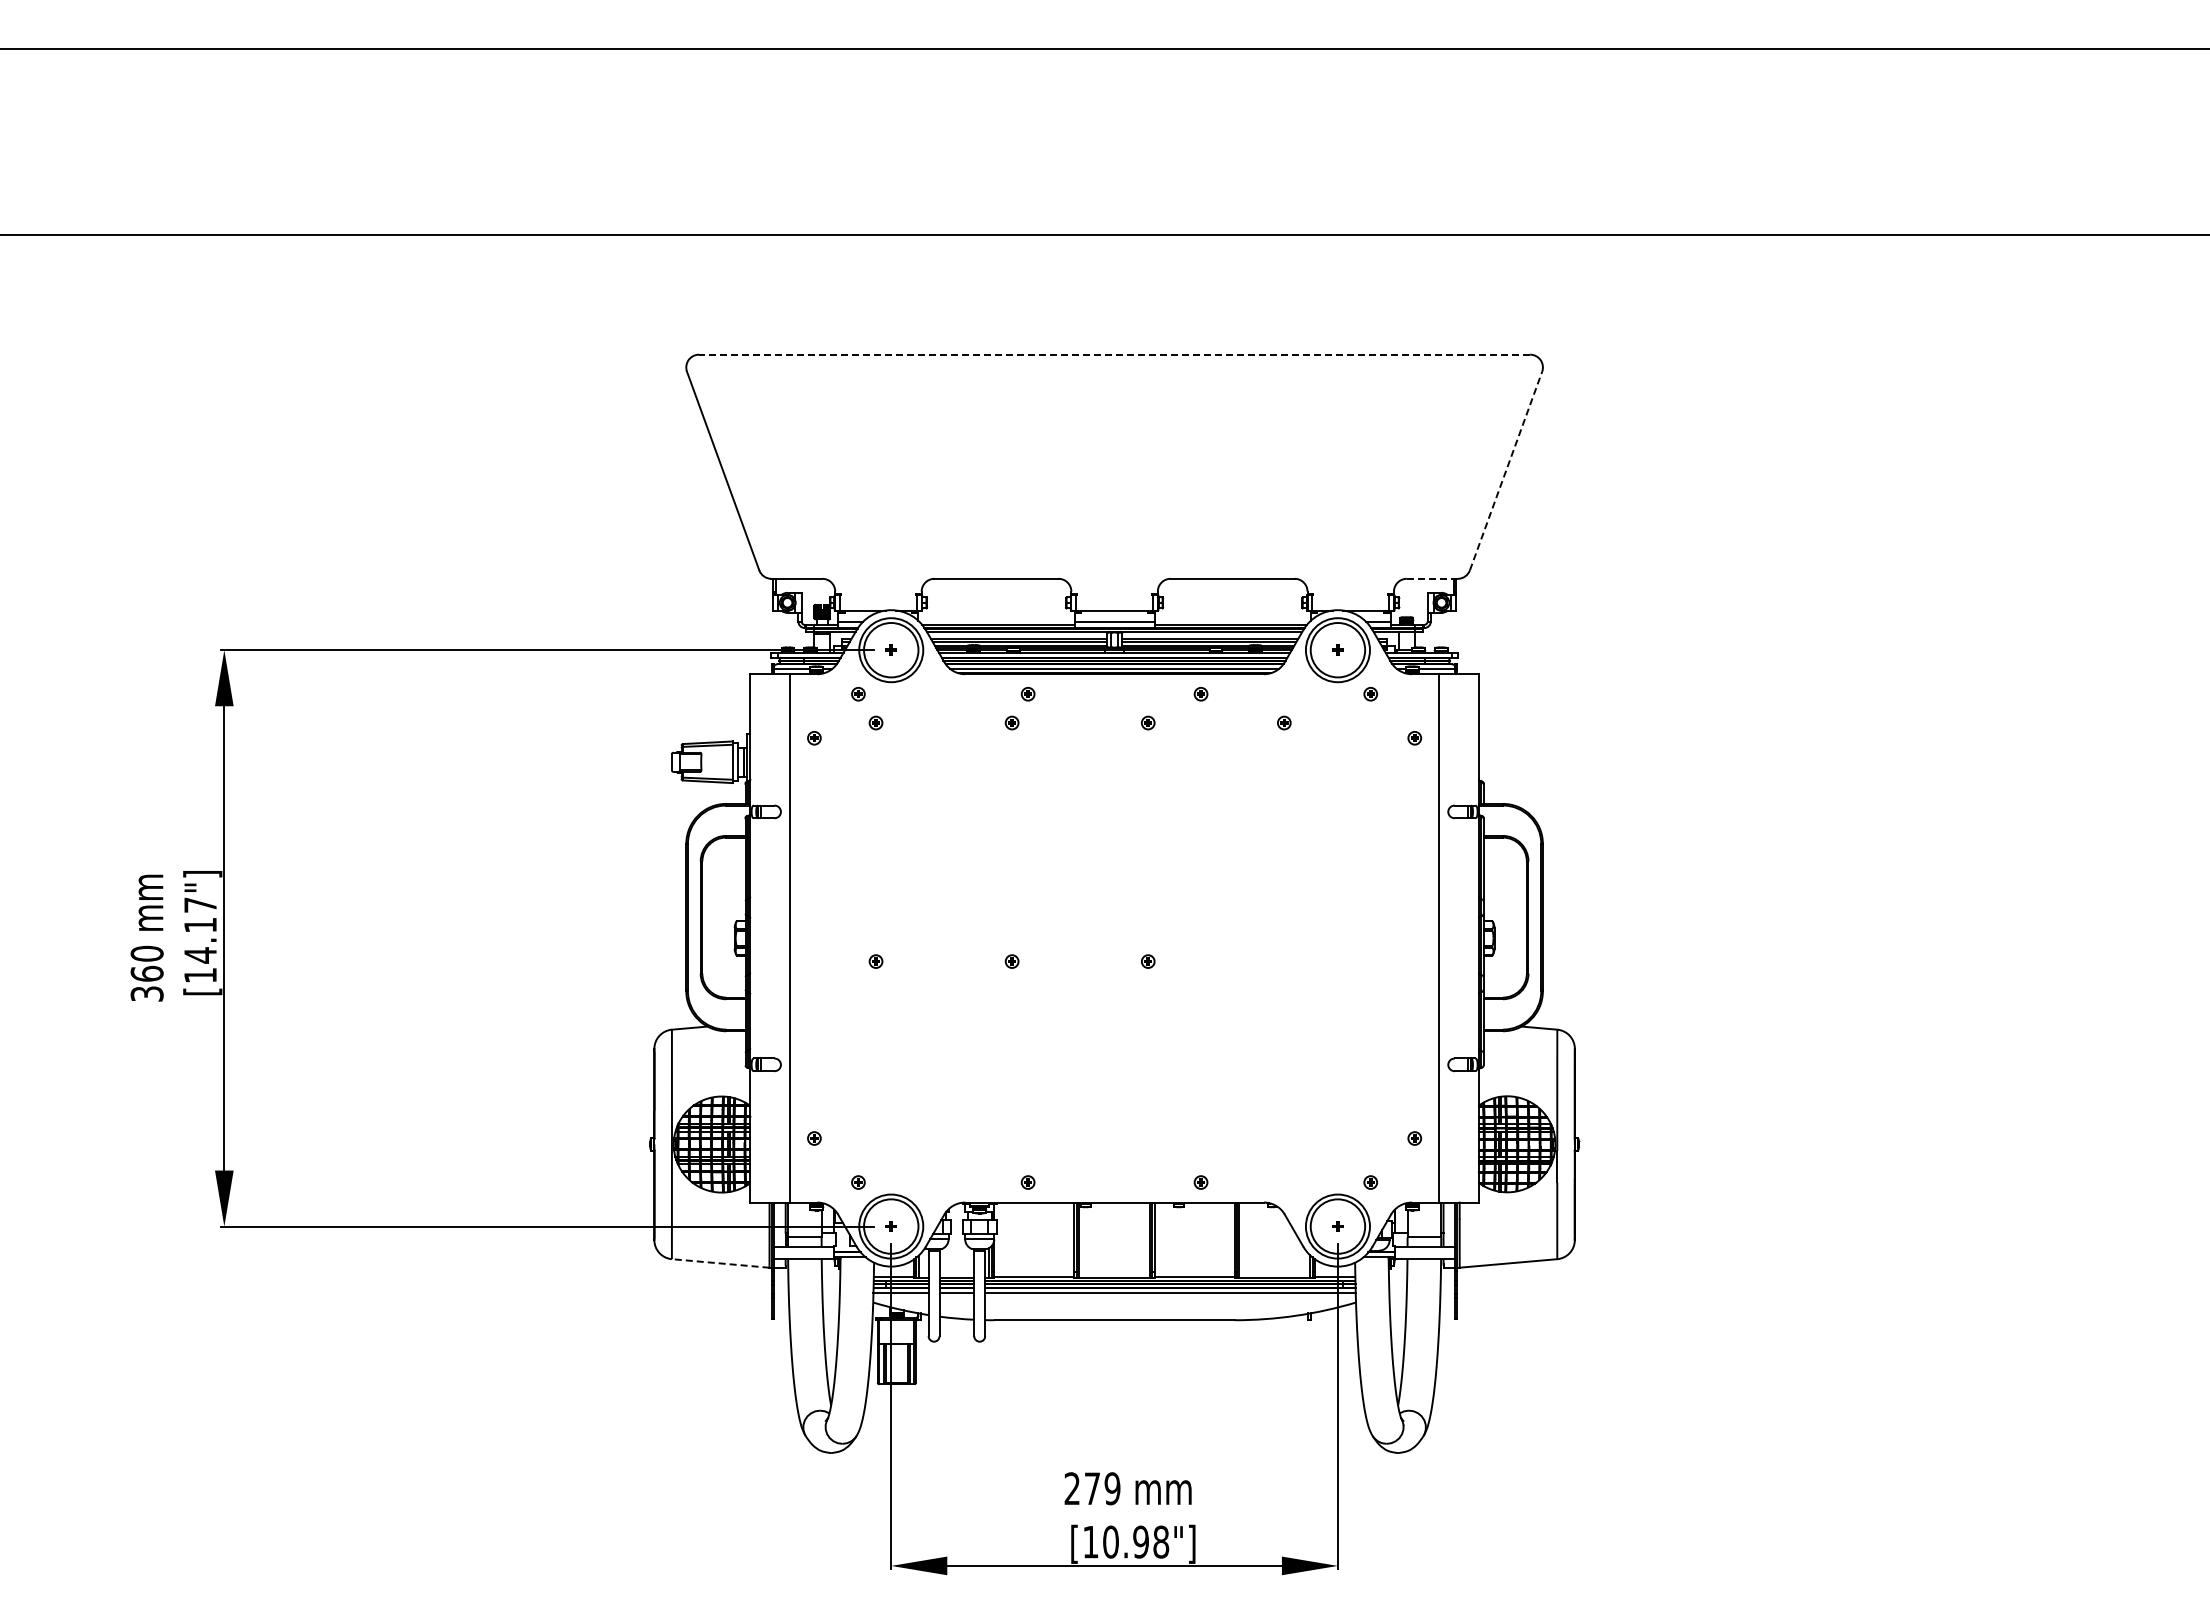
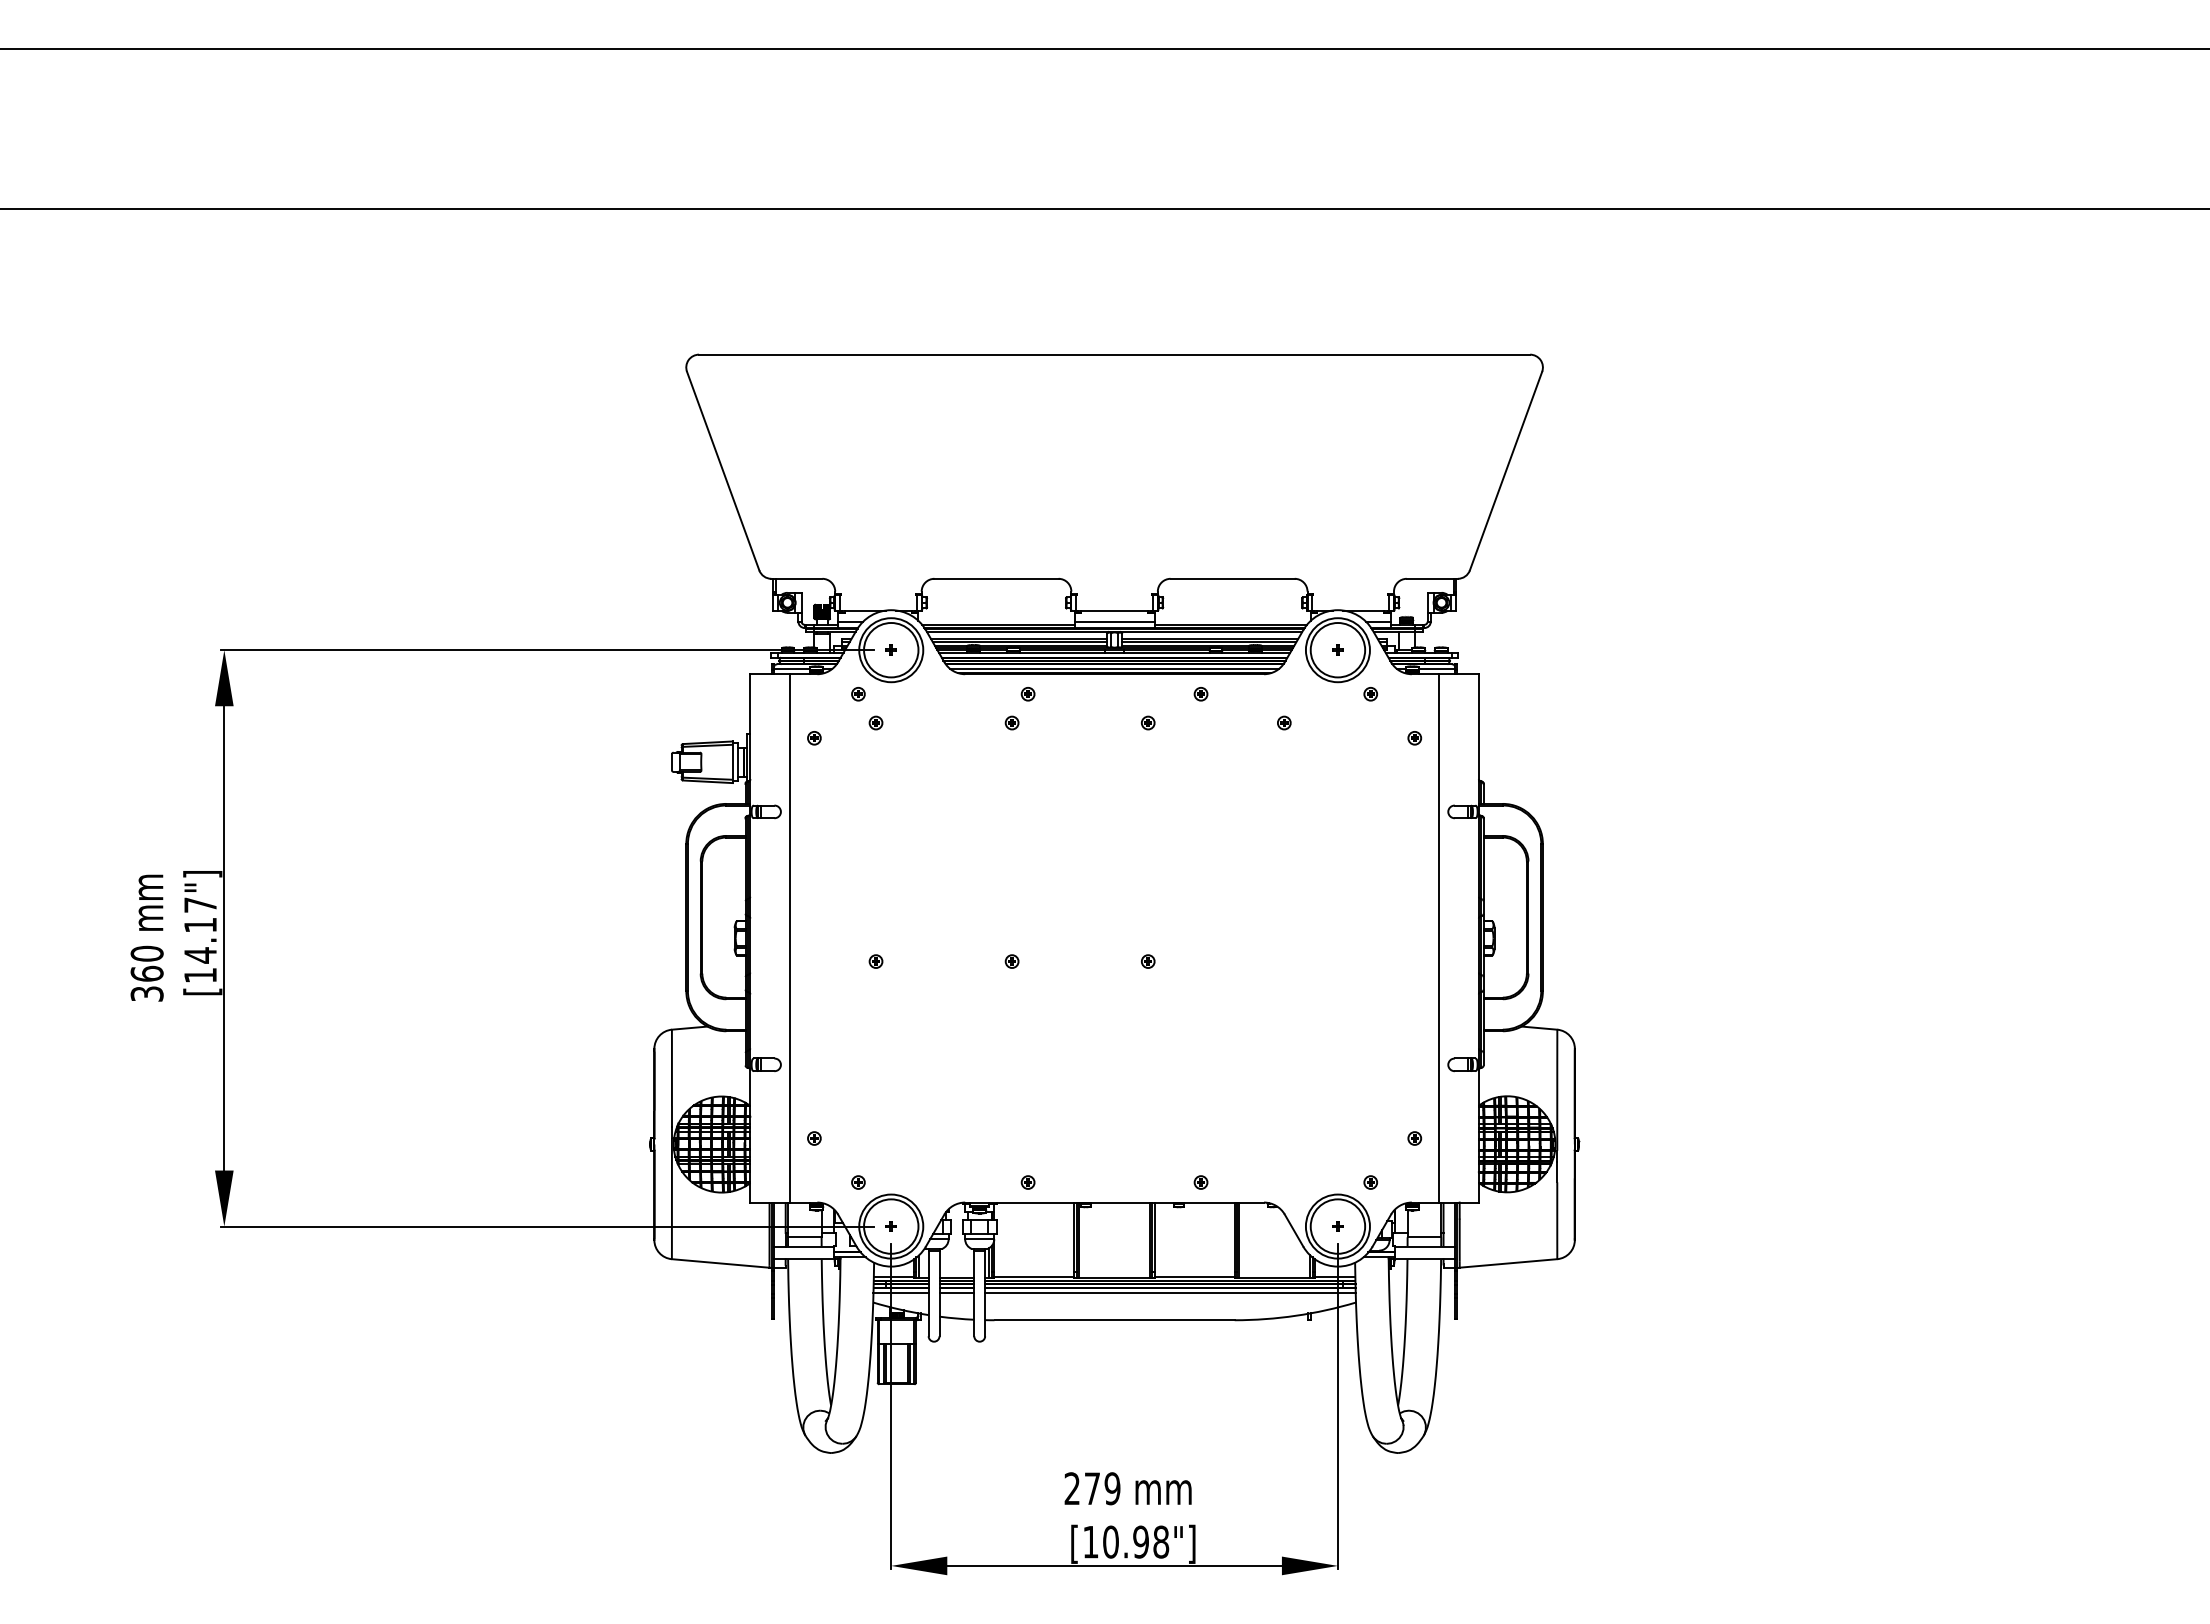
line position: (1104, 234) -> (1104, 208) (1104, 208)
line: dashed -> solid (1114, 354)
line: dashed -> solid (1506, 471)
line: dashed -> solid (1432, 578)
line: dashed -> solid (720, 1263)
